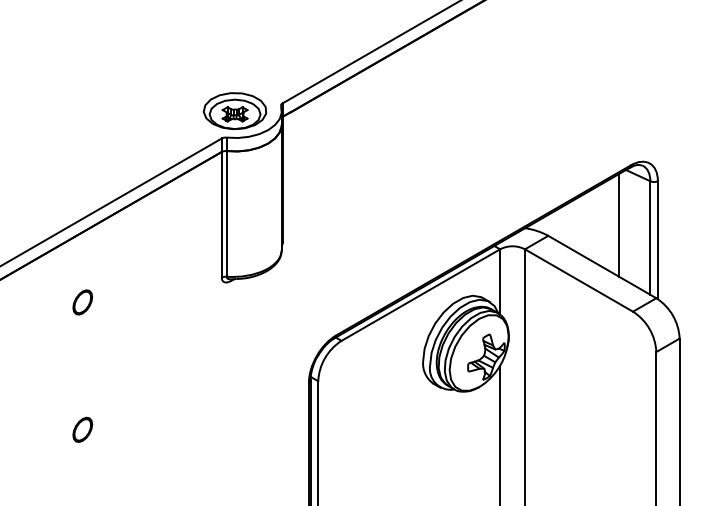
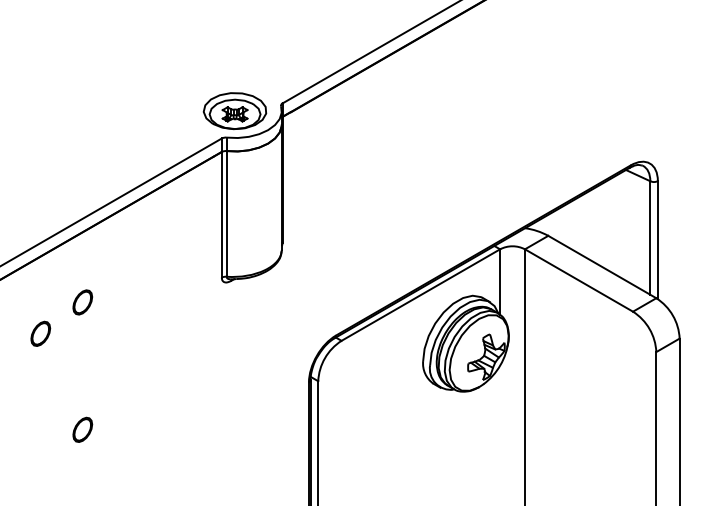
line: present -> none (619, 224)
part: none -> present (40, 333)
line: present -> none (500, 433)
